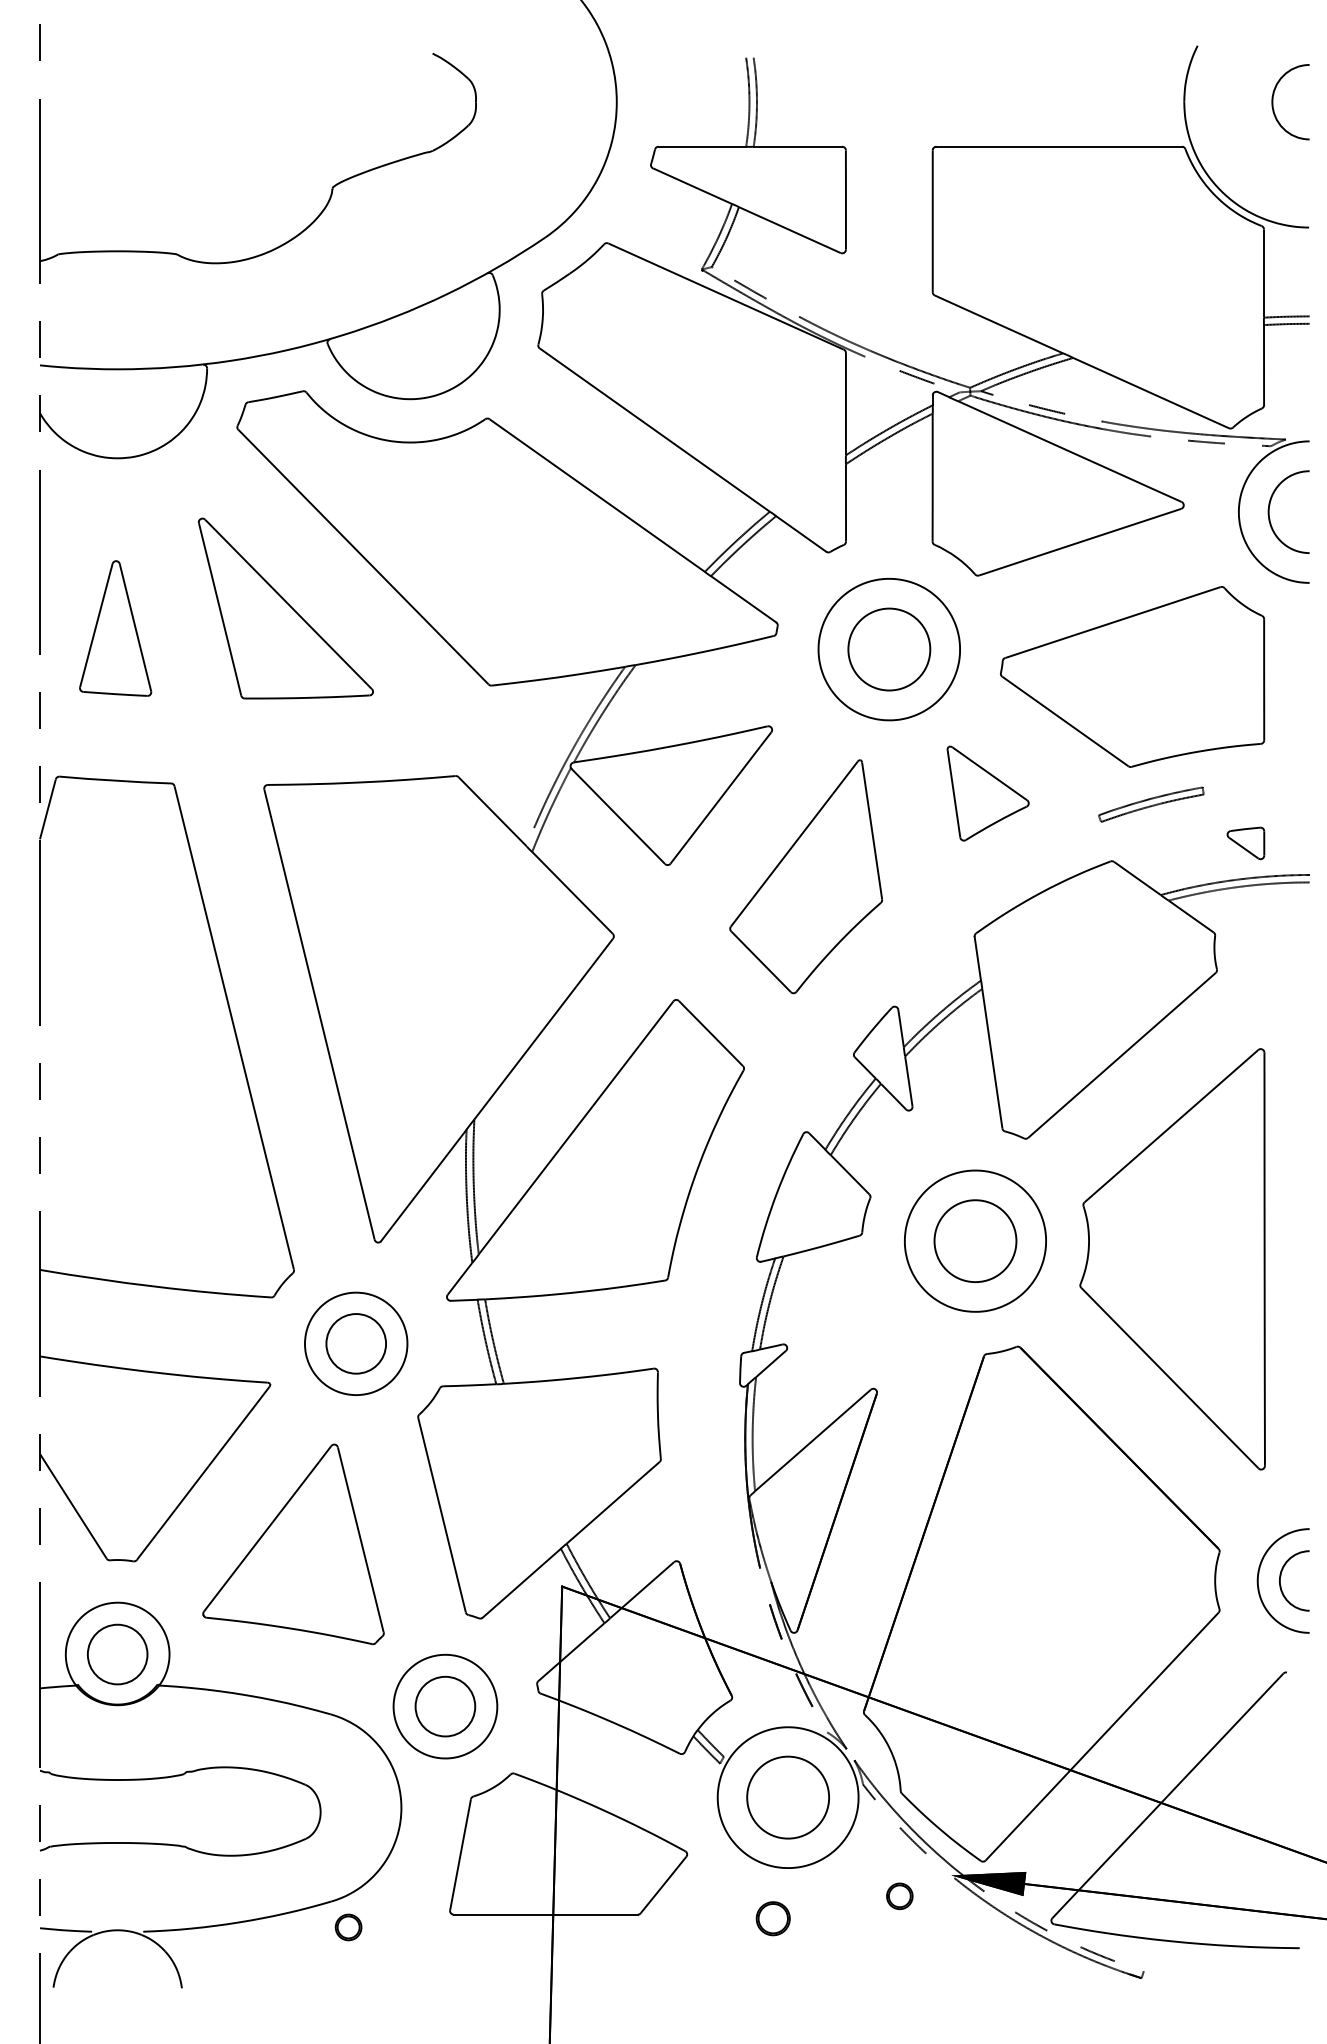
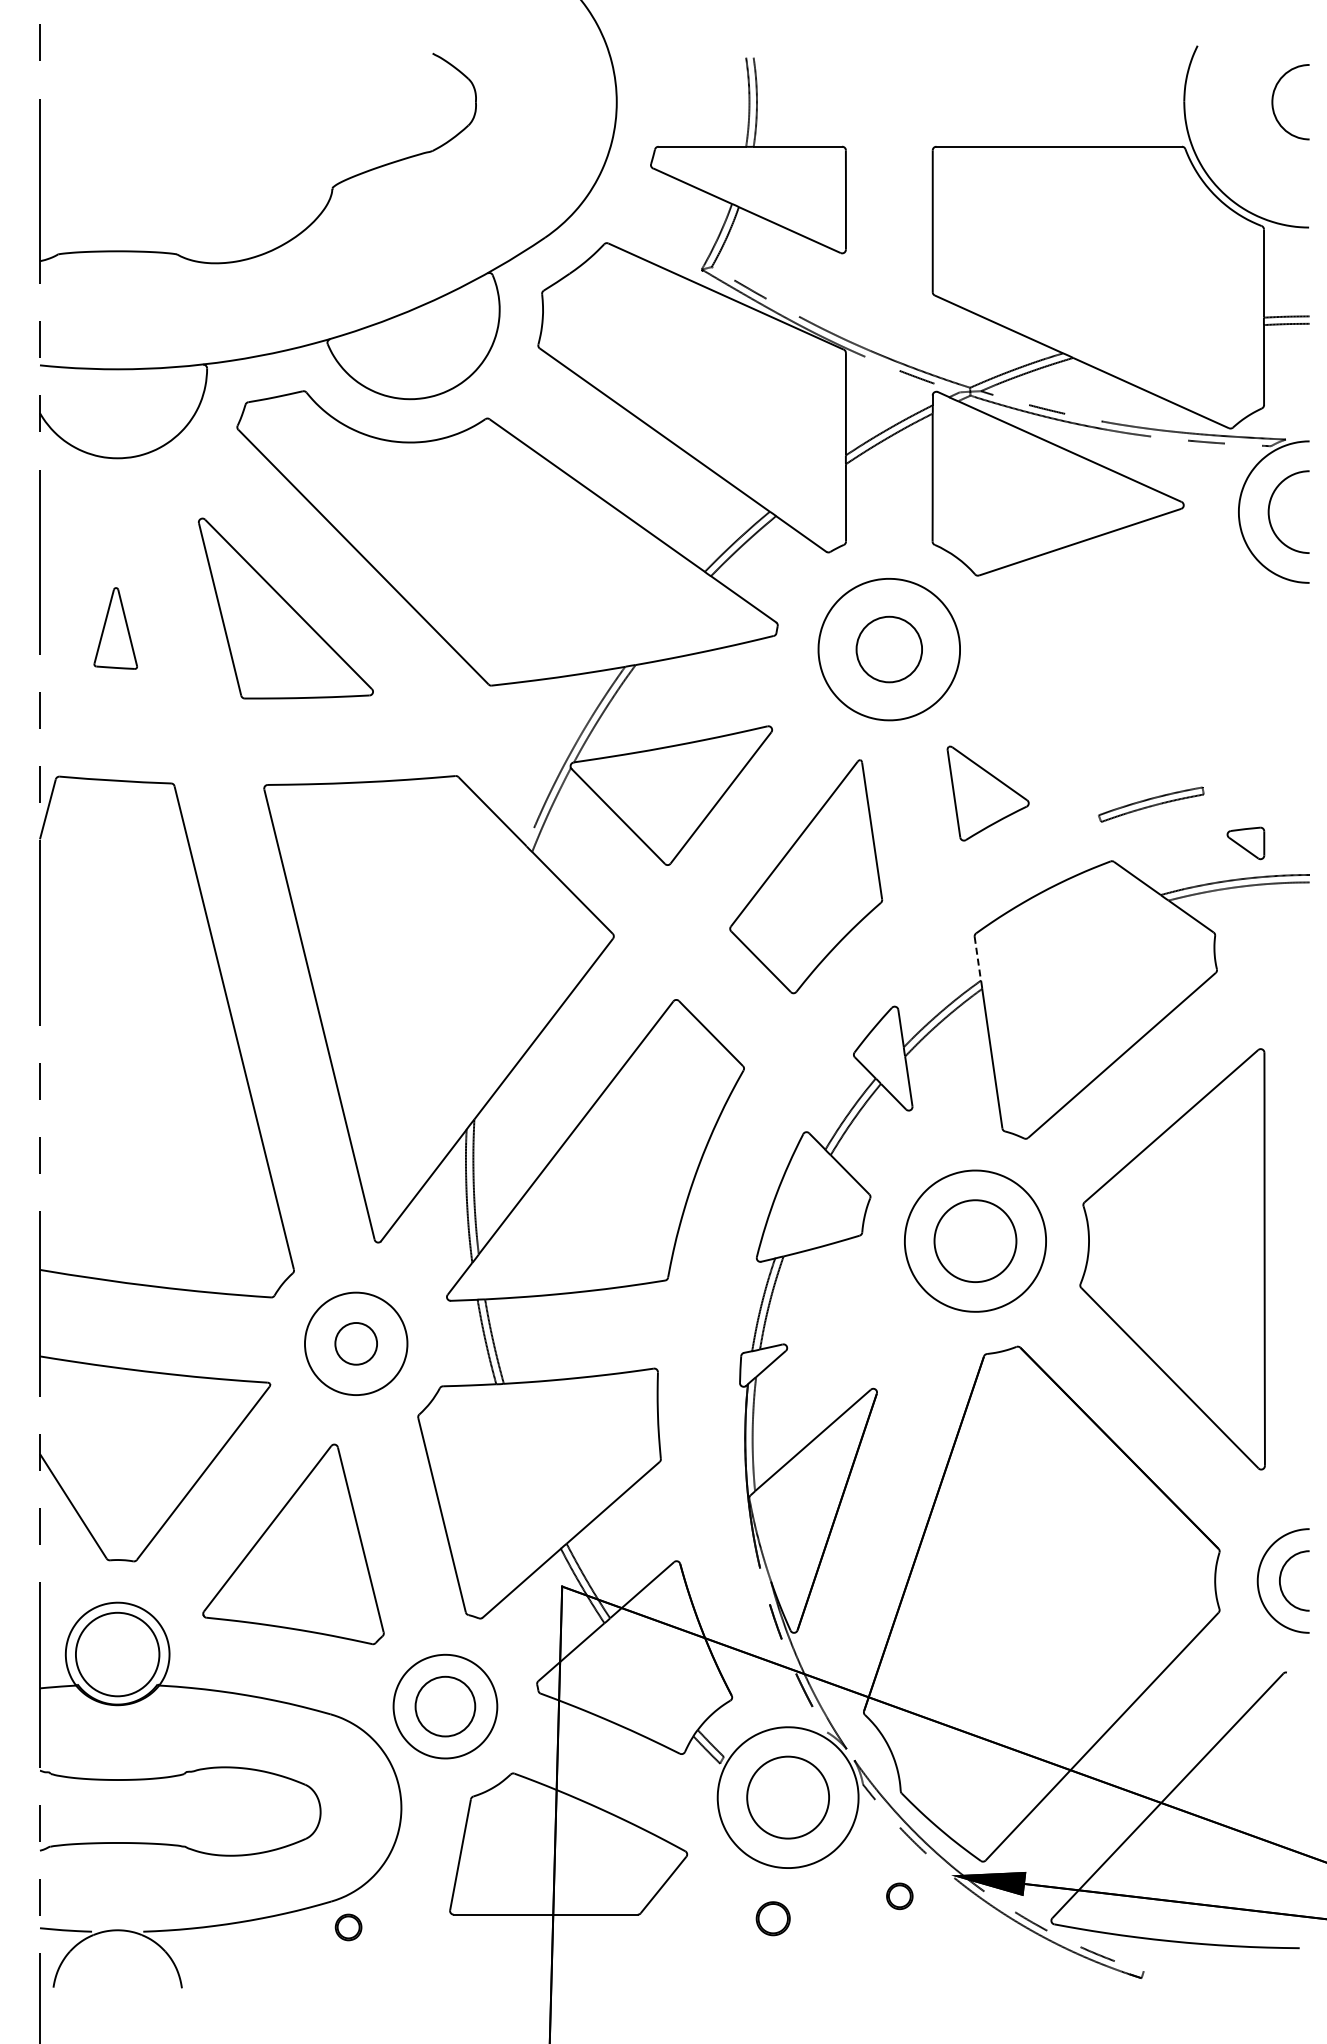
part size: 74x137 px -> 45x83 px (115, 628)
circle diameter: 82 px -> 66 px (889, 649)
part: present -> none (1132, 676)
line: solid -> dashed (977, 959)
circle diameter: 60 px -> 42 px (356, 1343)
circle diameter: 60 px -> 84 px (117, 1654)
